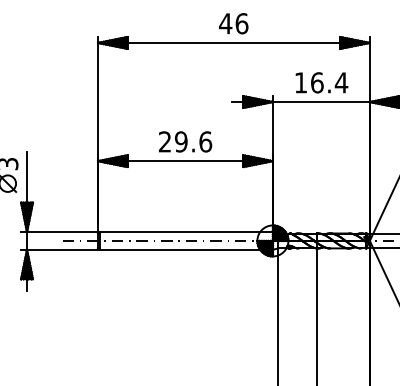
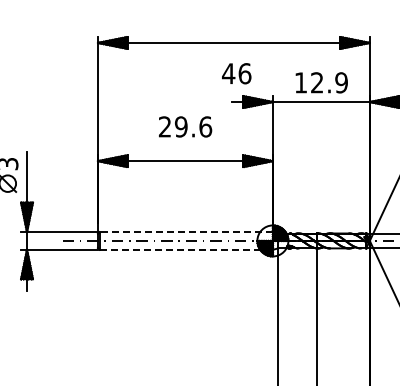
text position: (233, 23) -> (236, 73) (236, 73)
text: 16.4 -> 12.9 (329, 82)
text position: (185, 141) -> (185, 126) (185, 126)
line: solid -> dashed (186, 232)
line: solid -> dashed (186, 249)
